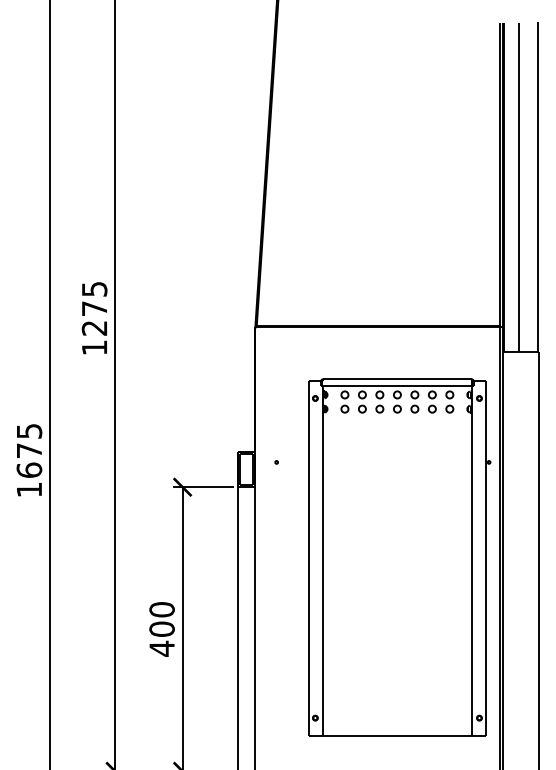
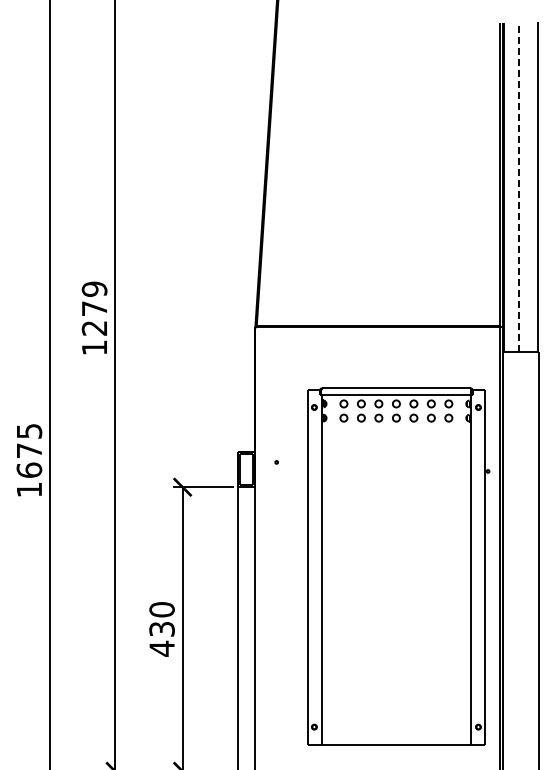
line: solid -> dashed (518, 187)
text: 1275 -> 1279 (94, 288)
part position: (399, 557) -> (398, 566) (398, 566)
text: 400 -> 430 (161, 628)
